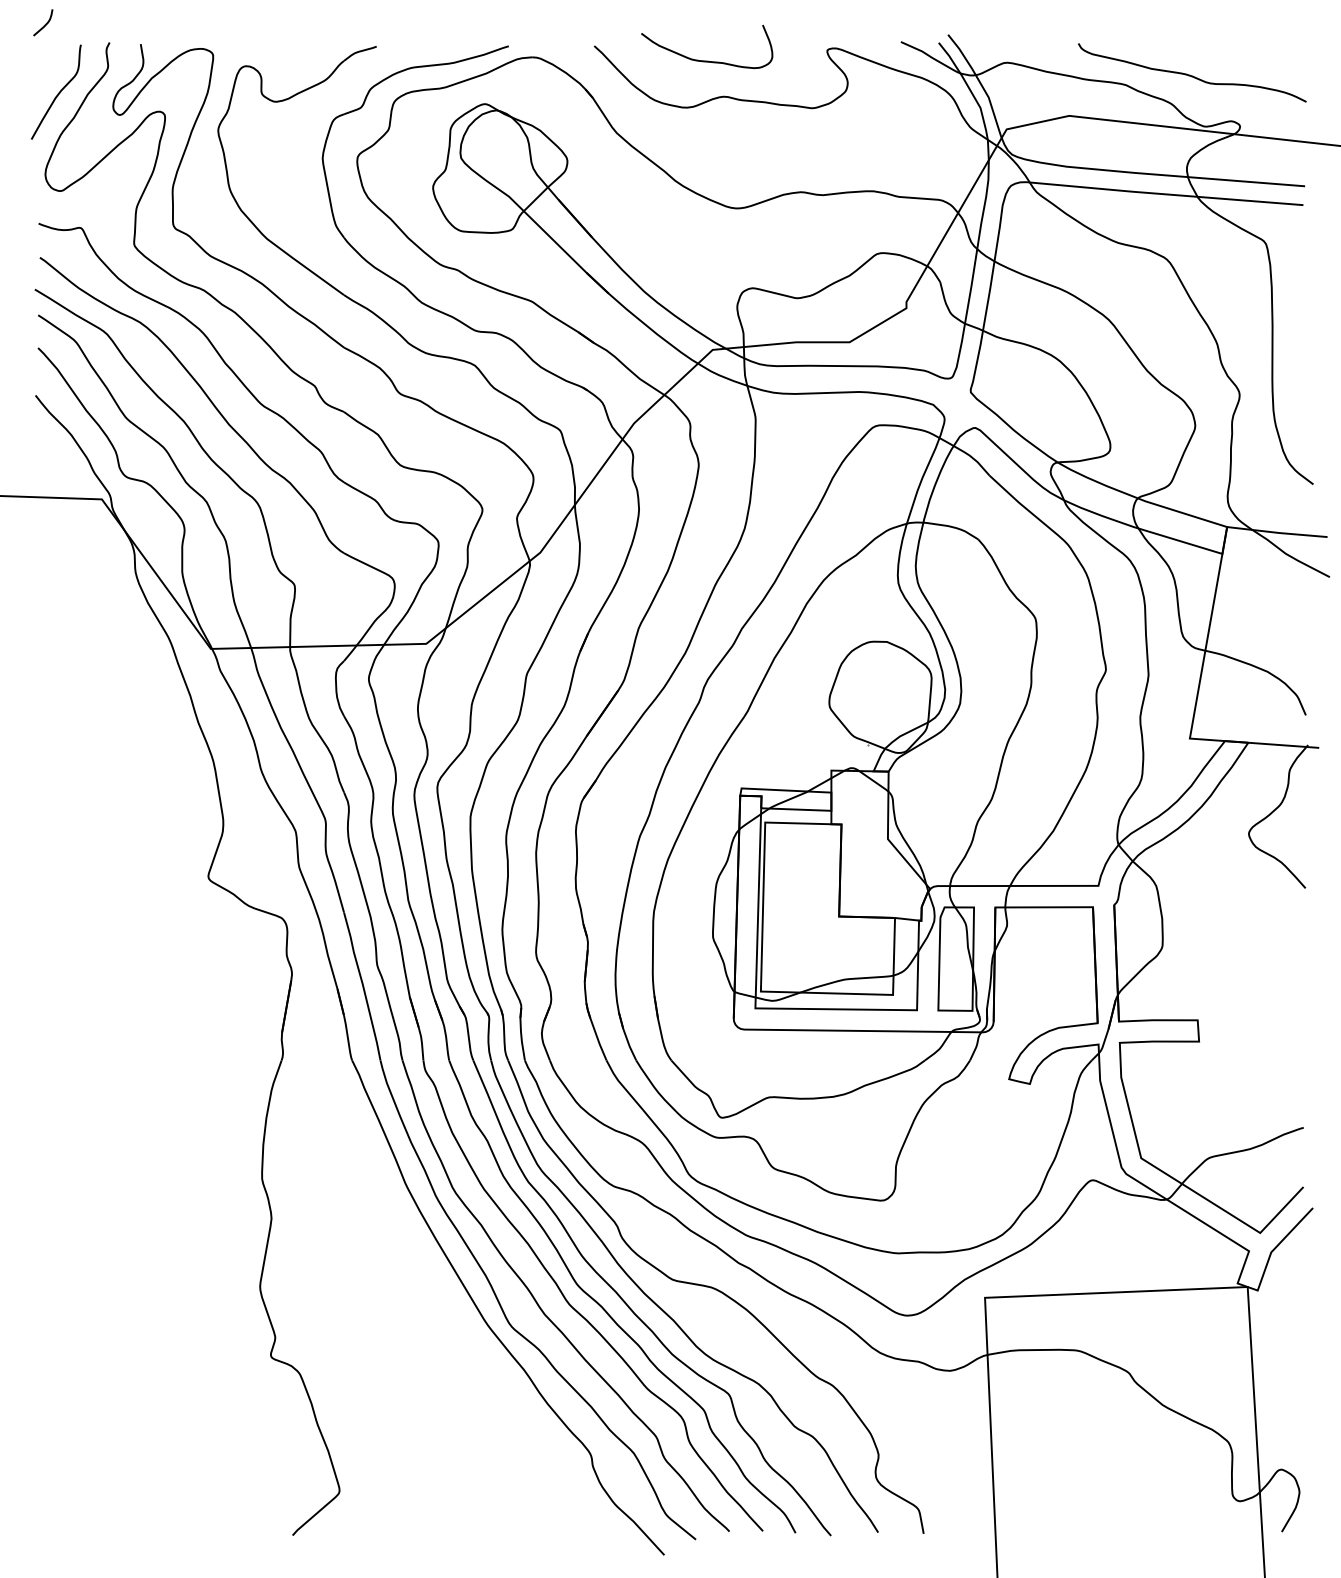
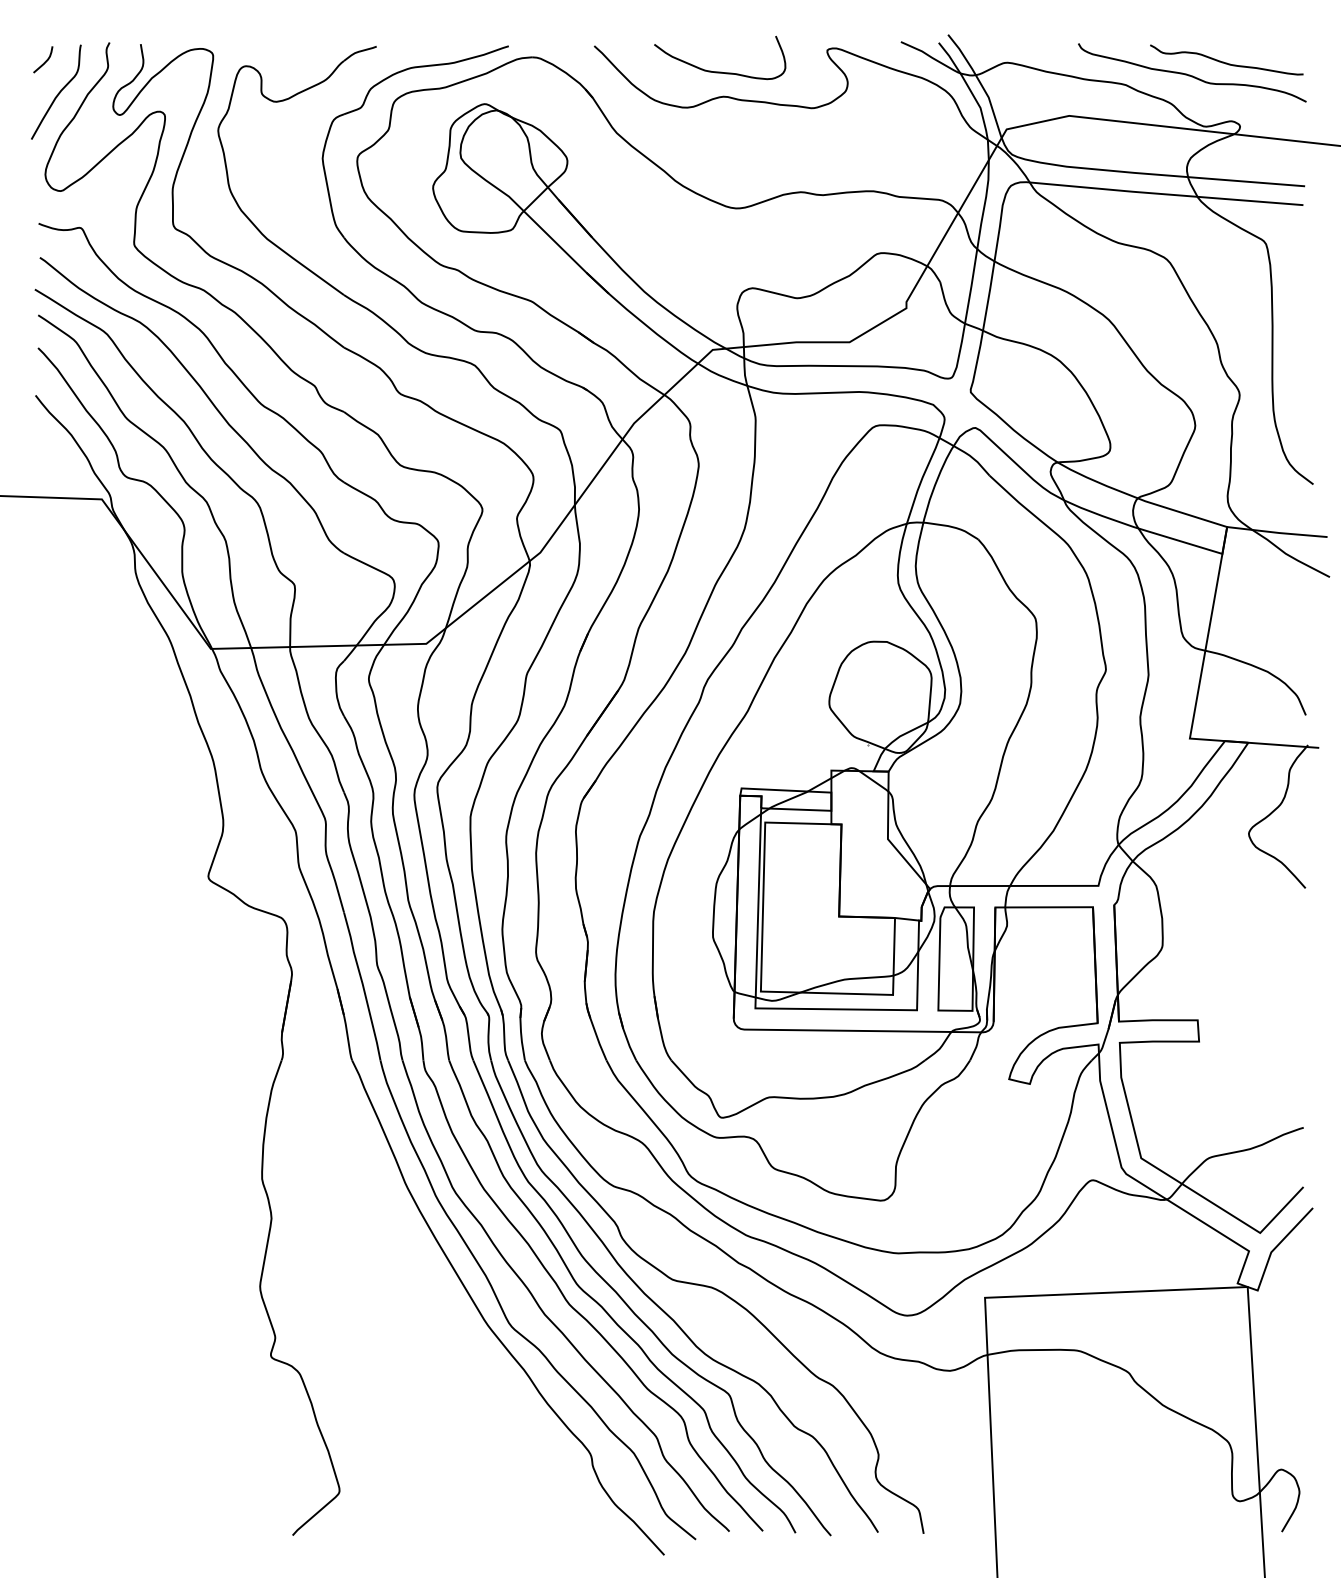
curve position: (45, 23) -> (45, 60) (45, 60)
curve position: (707, 60) -> (720, 71) (720, 71)
curve: none -> present (1226, 62)
